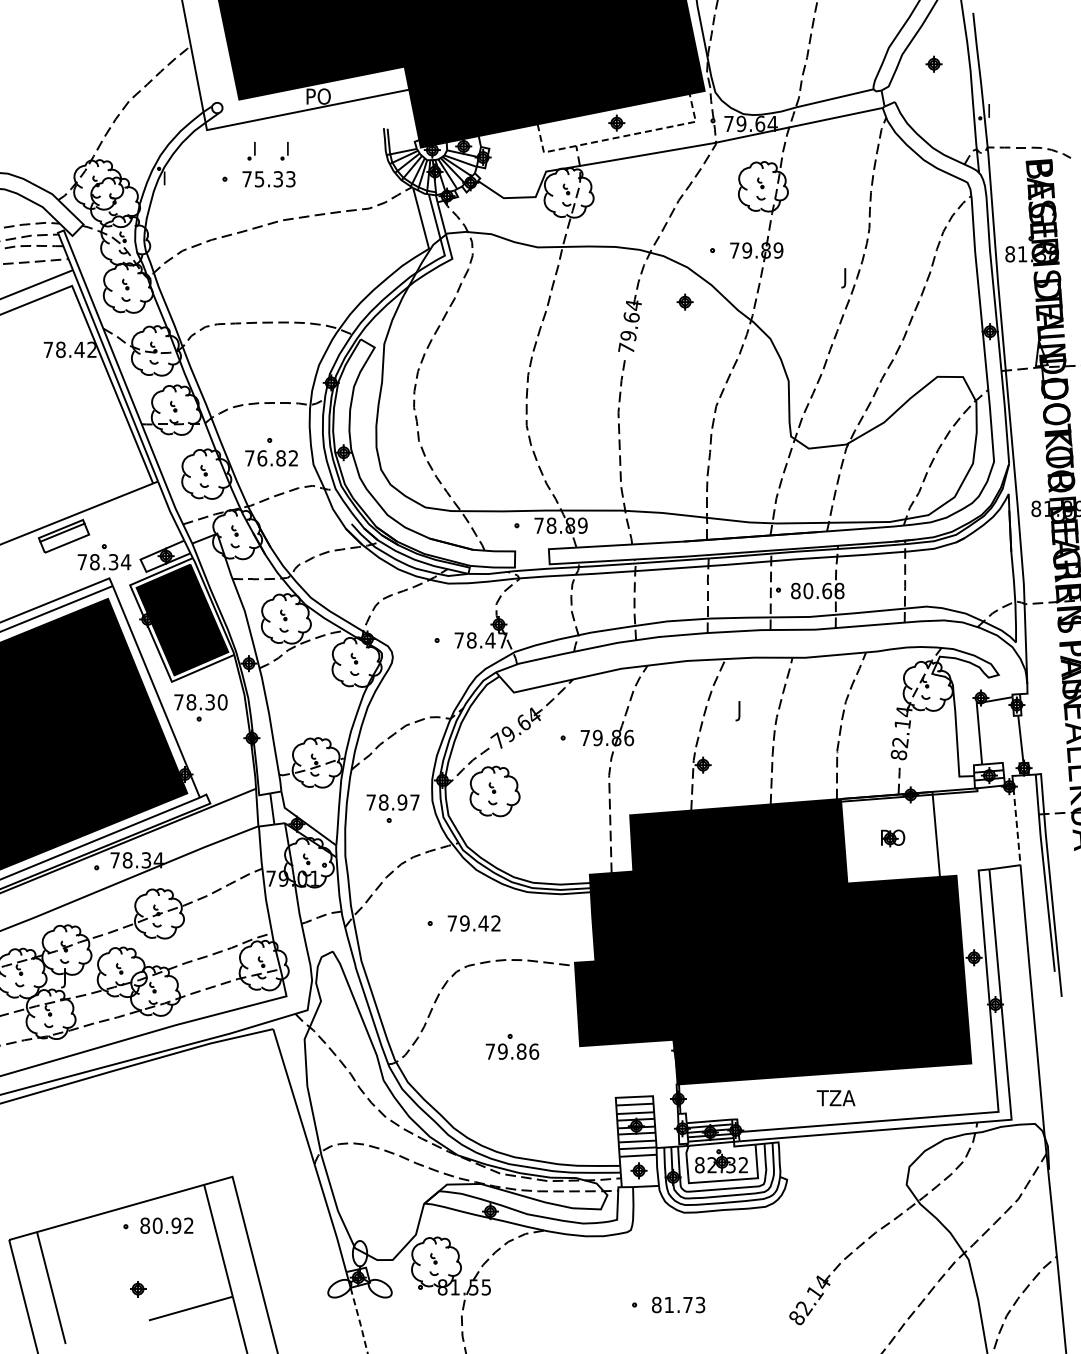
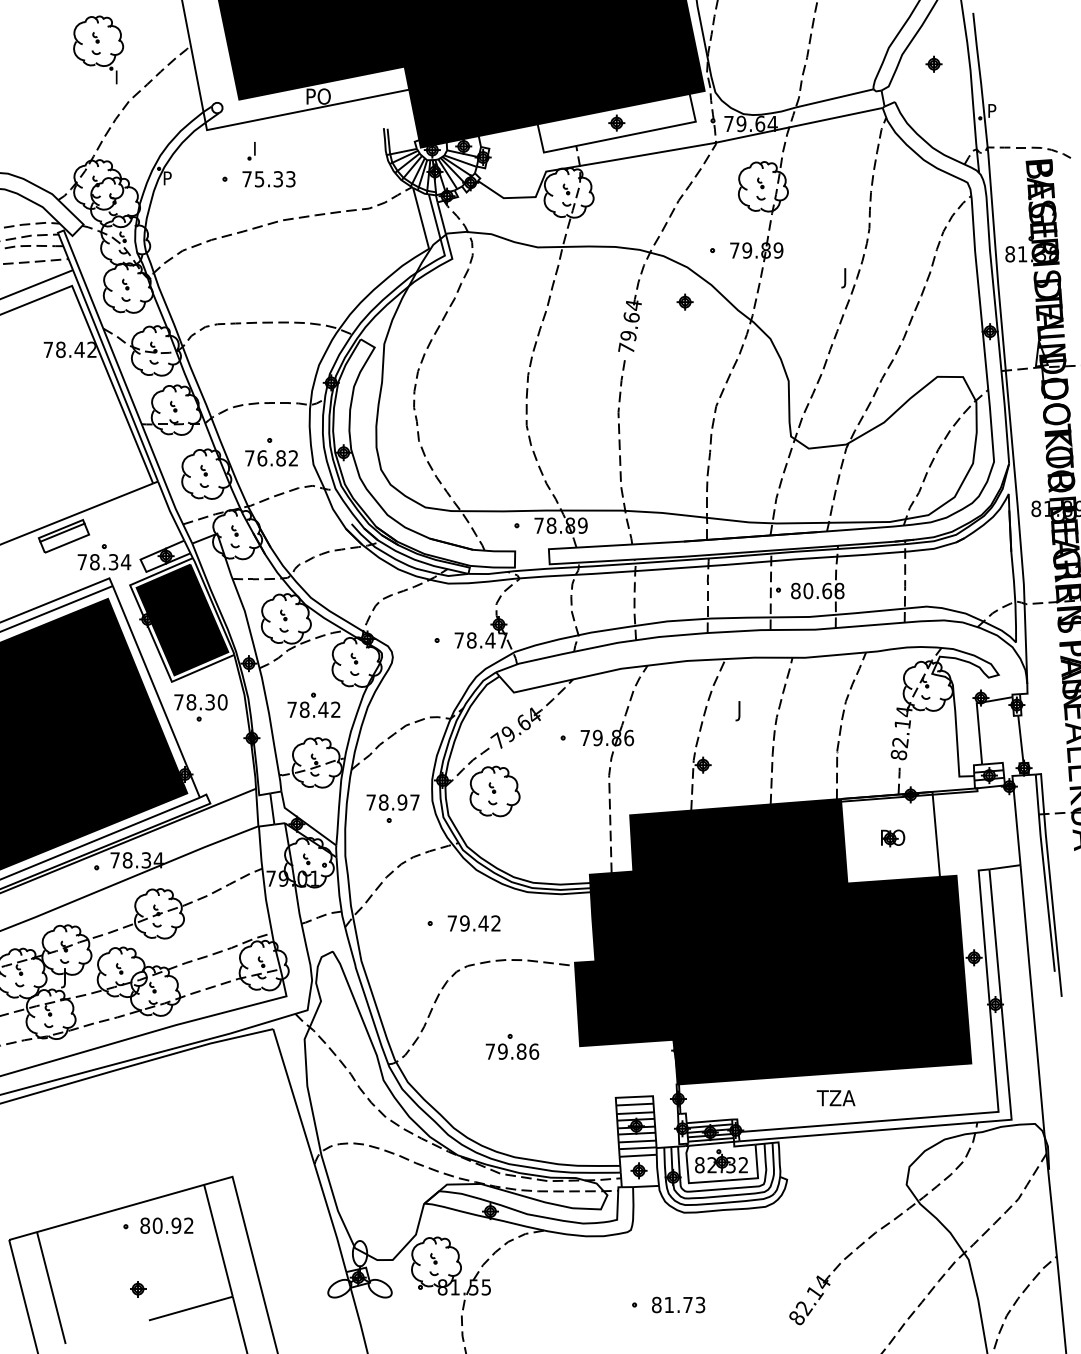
part: none -> present (98, 49)
text: I -> P (993, 108)
line: dashed -> solid (620, 137)
part: present -> none (284, 151)
text: I -> P (168, 175)
part: none -> present (313, 704)
line: dashed -> solid (1017, 826)
line: dashed -> solid (359, 1321)
